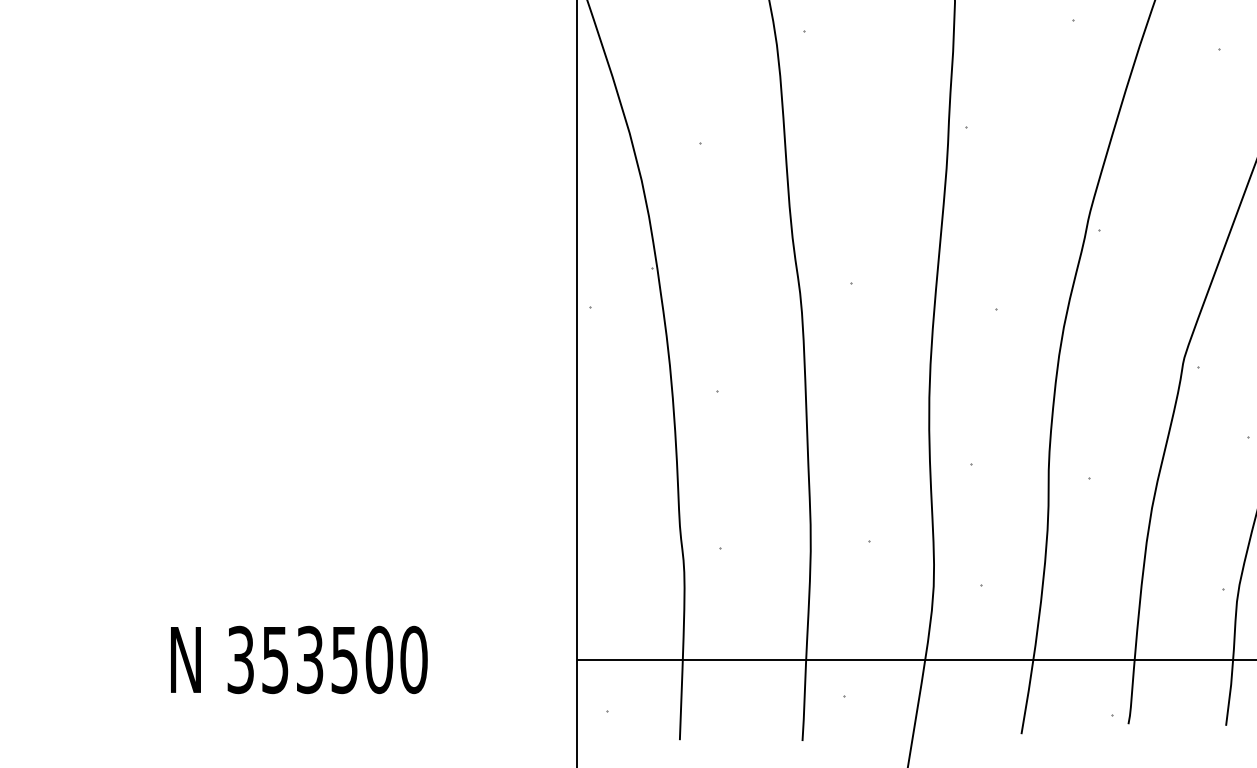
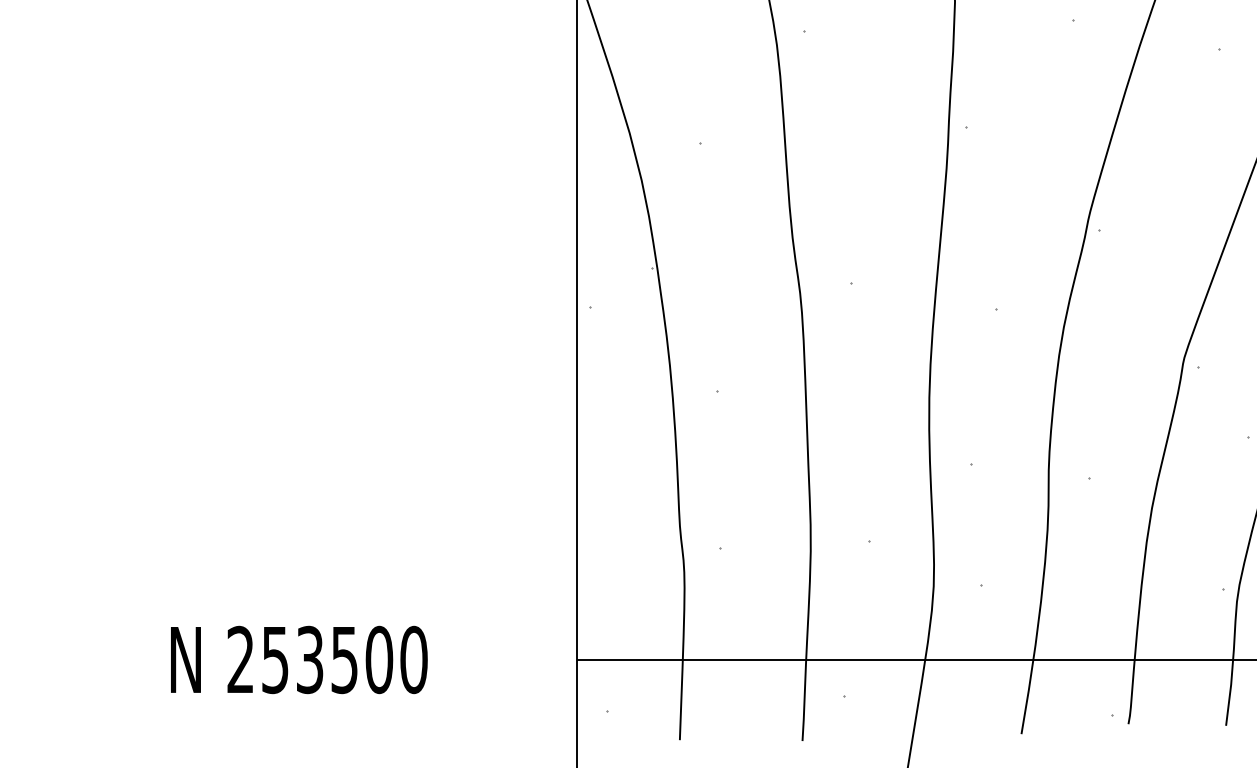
text: 353500 -> 253500 (240, 660)
